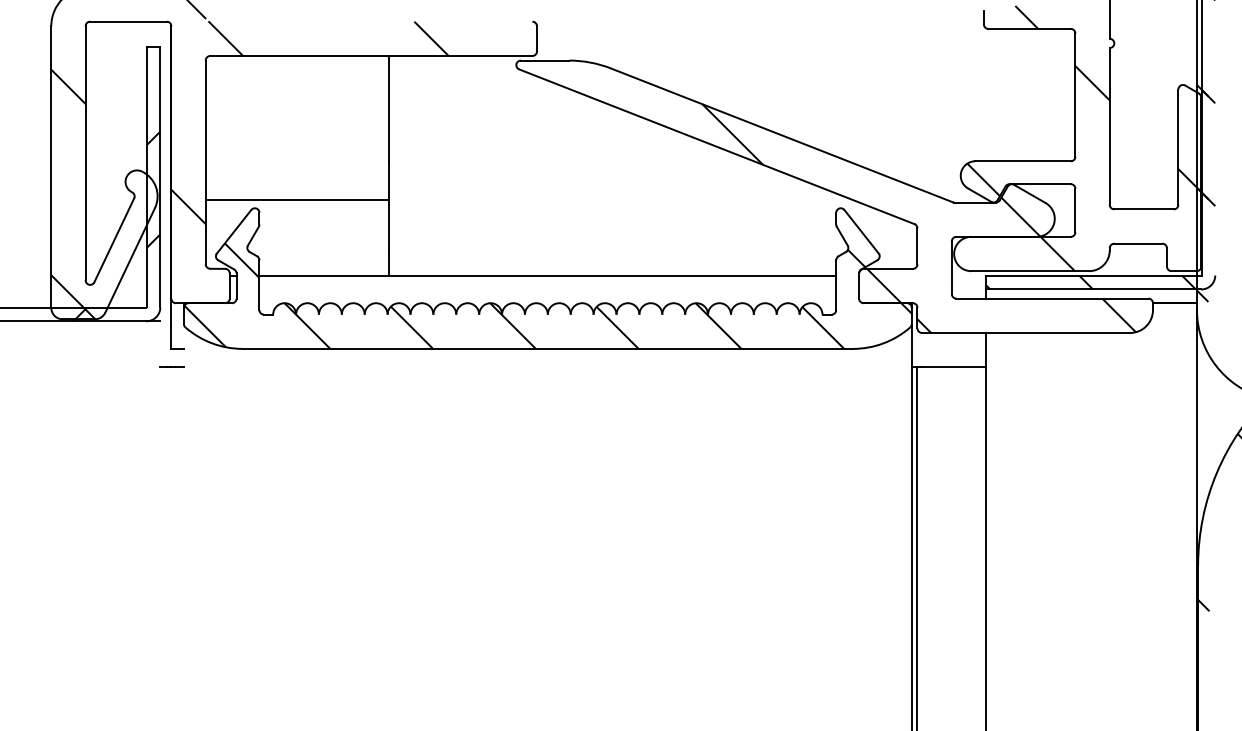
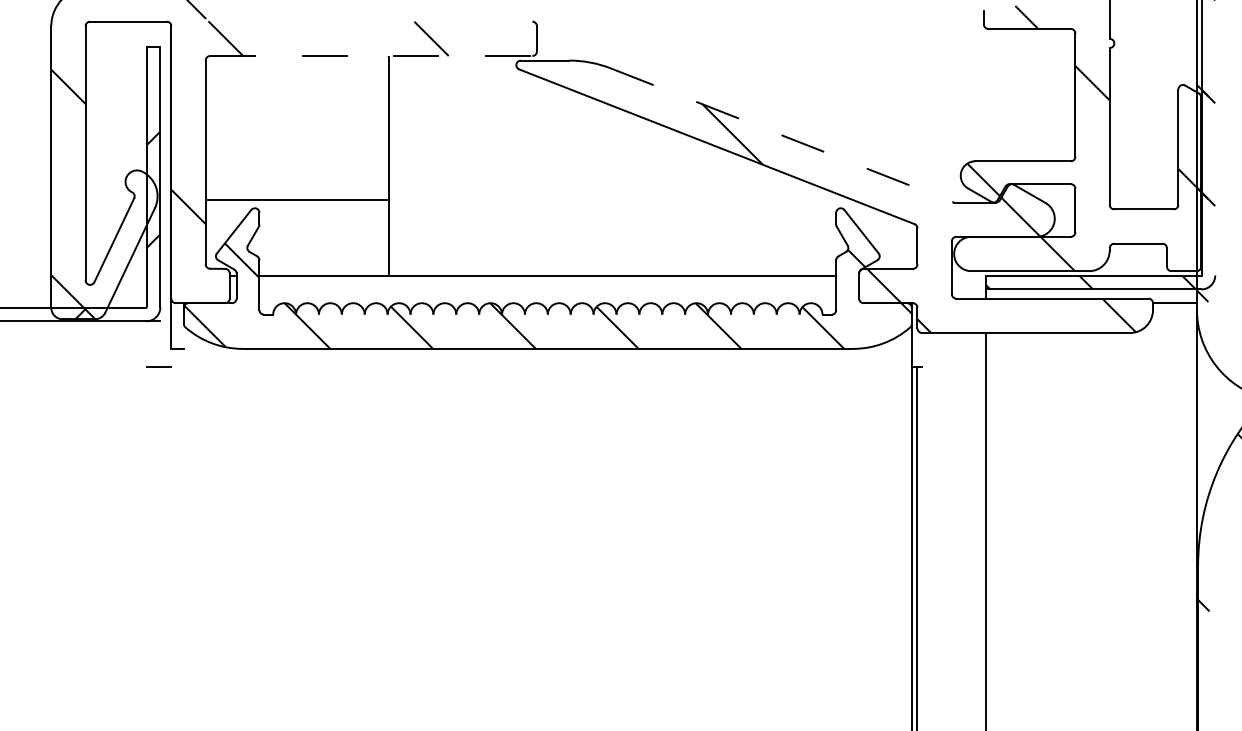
line: solid -> dashed (371, 56)
line: solid -> dashed (782, 135)
line position: (171, 366) -> (158, 366) (158, 366)
line: present -> none (954, 367)
